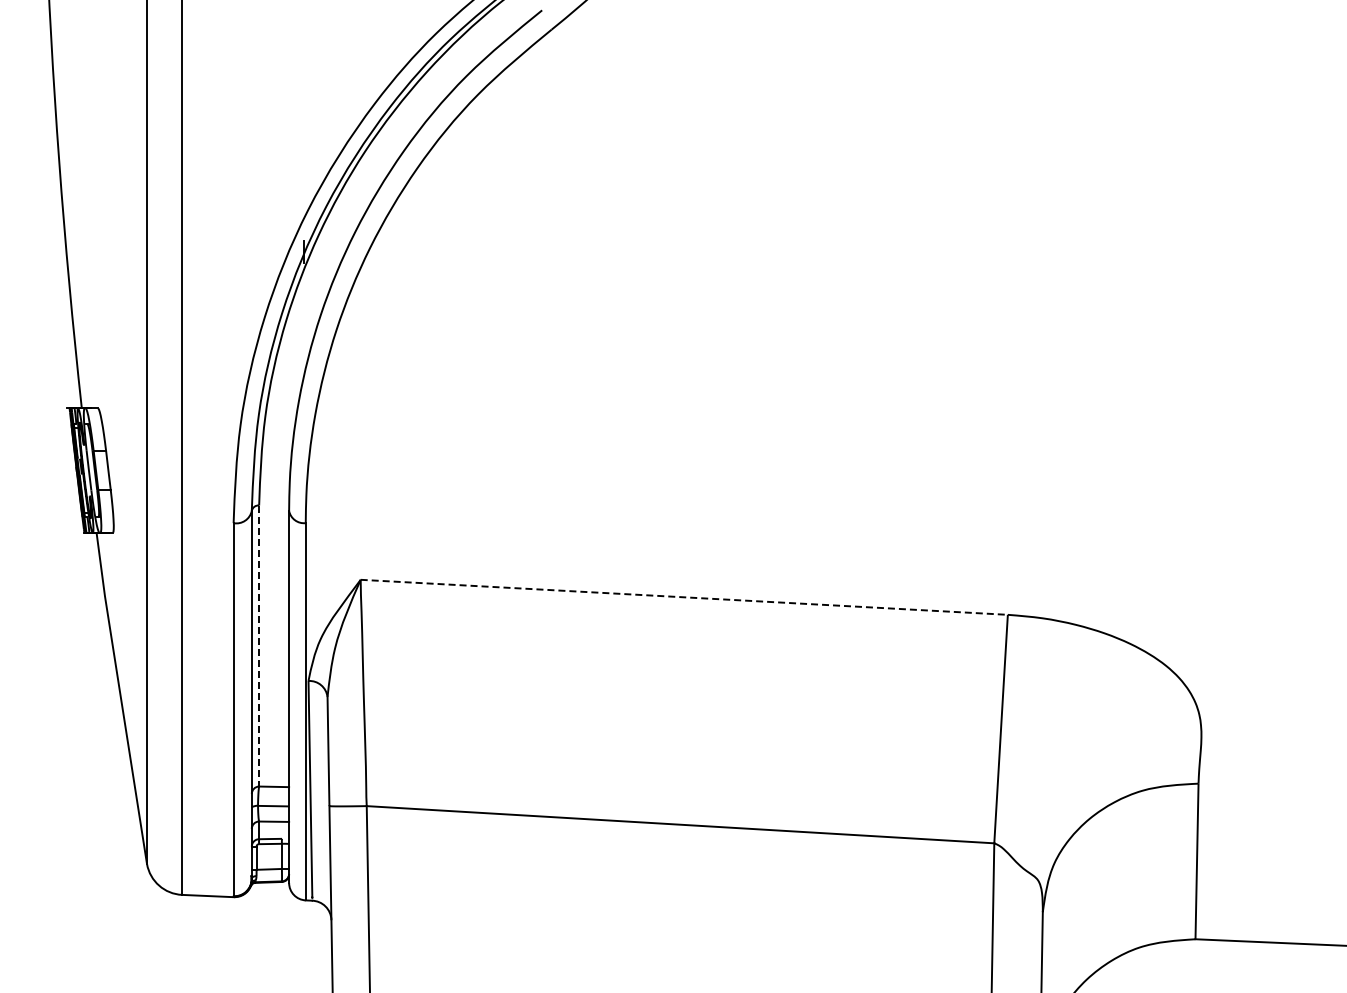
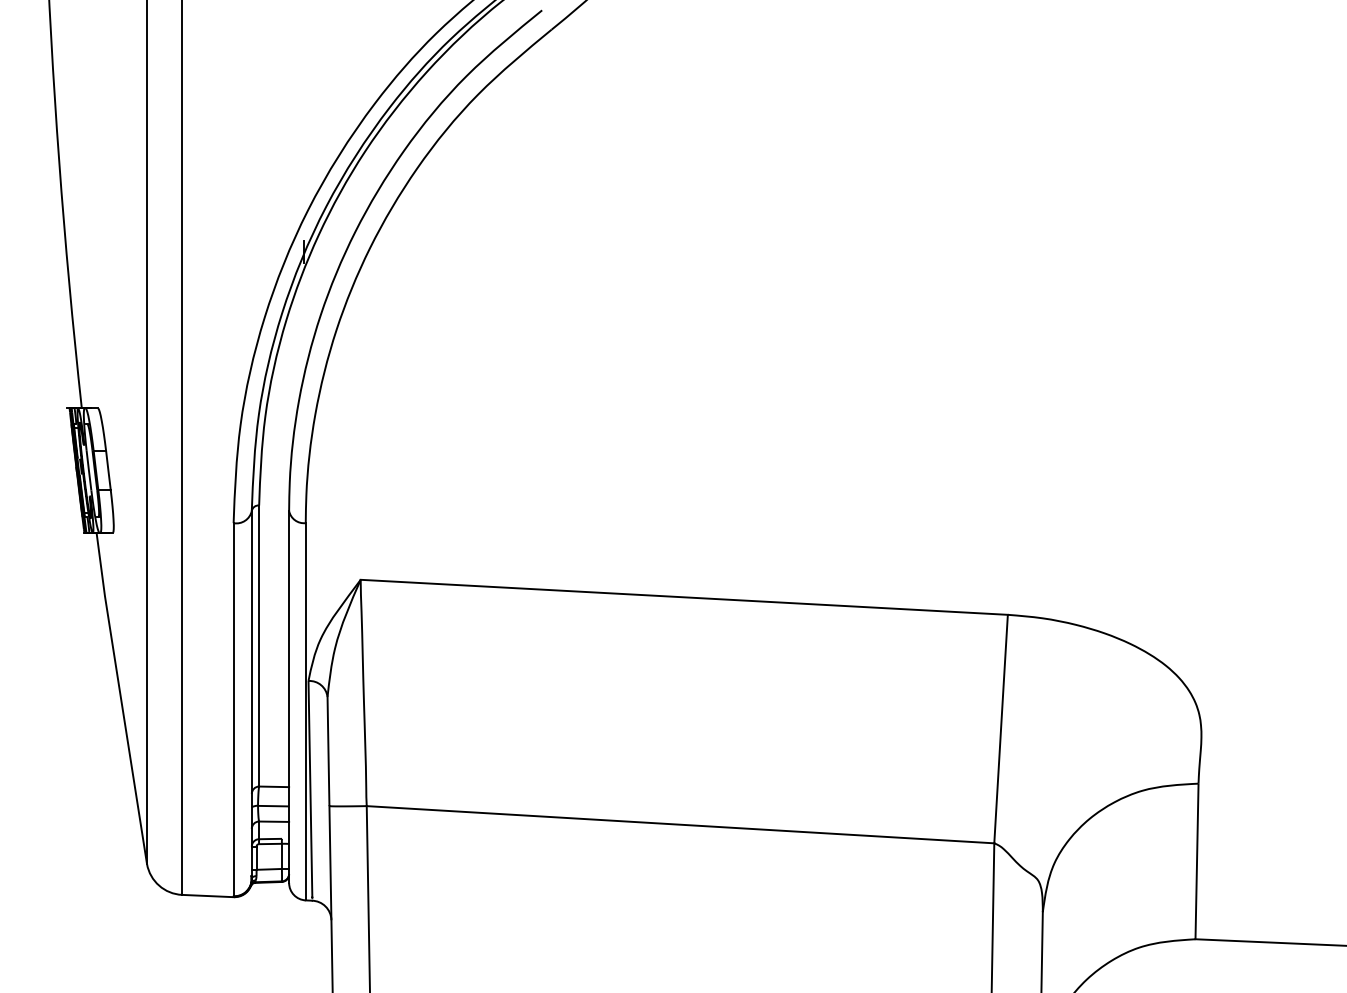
line: dashed -> solid (684, 597)
line: dashed -> solid (259, 646)
